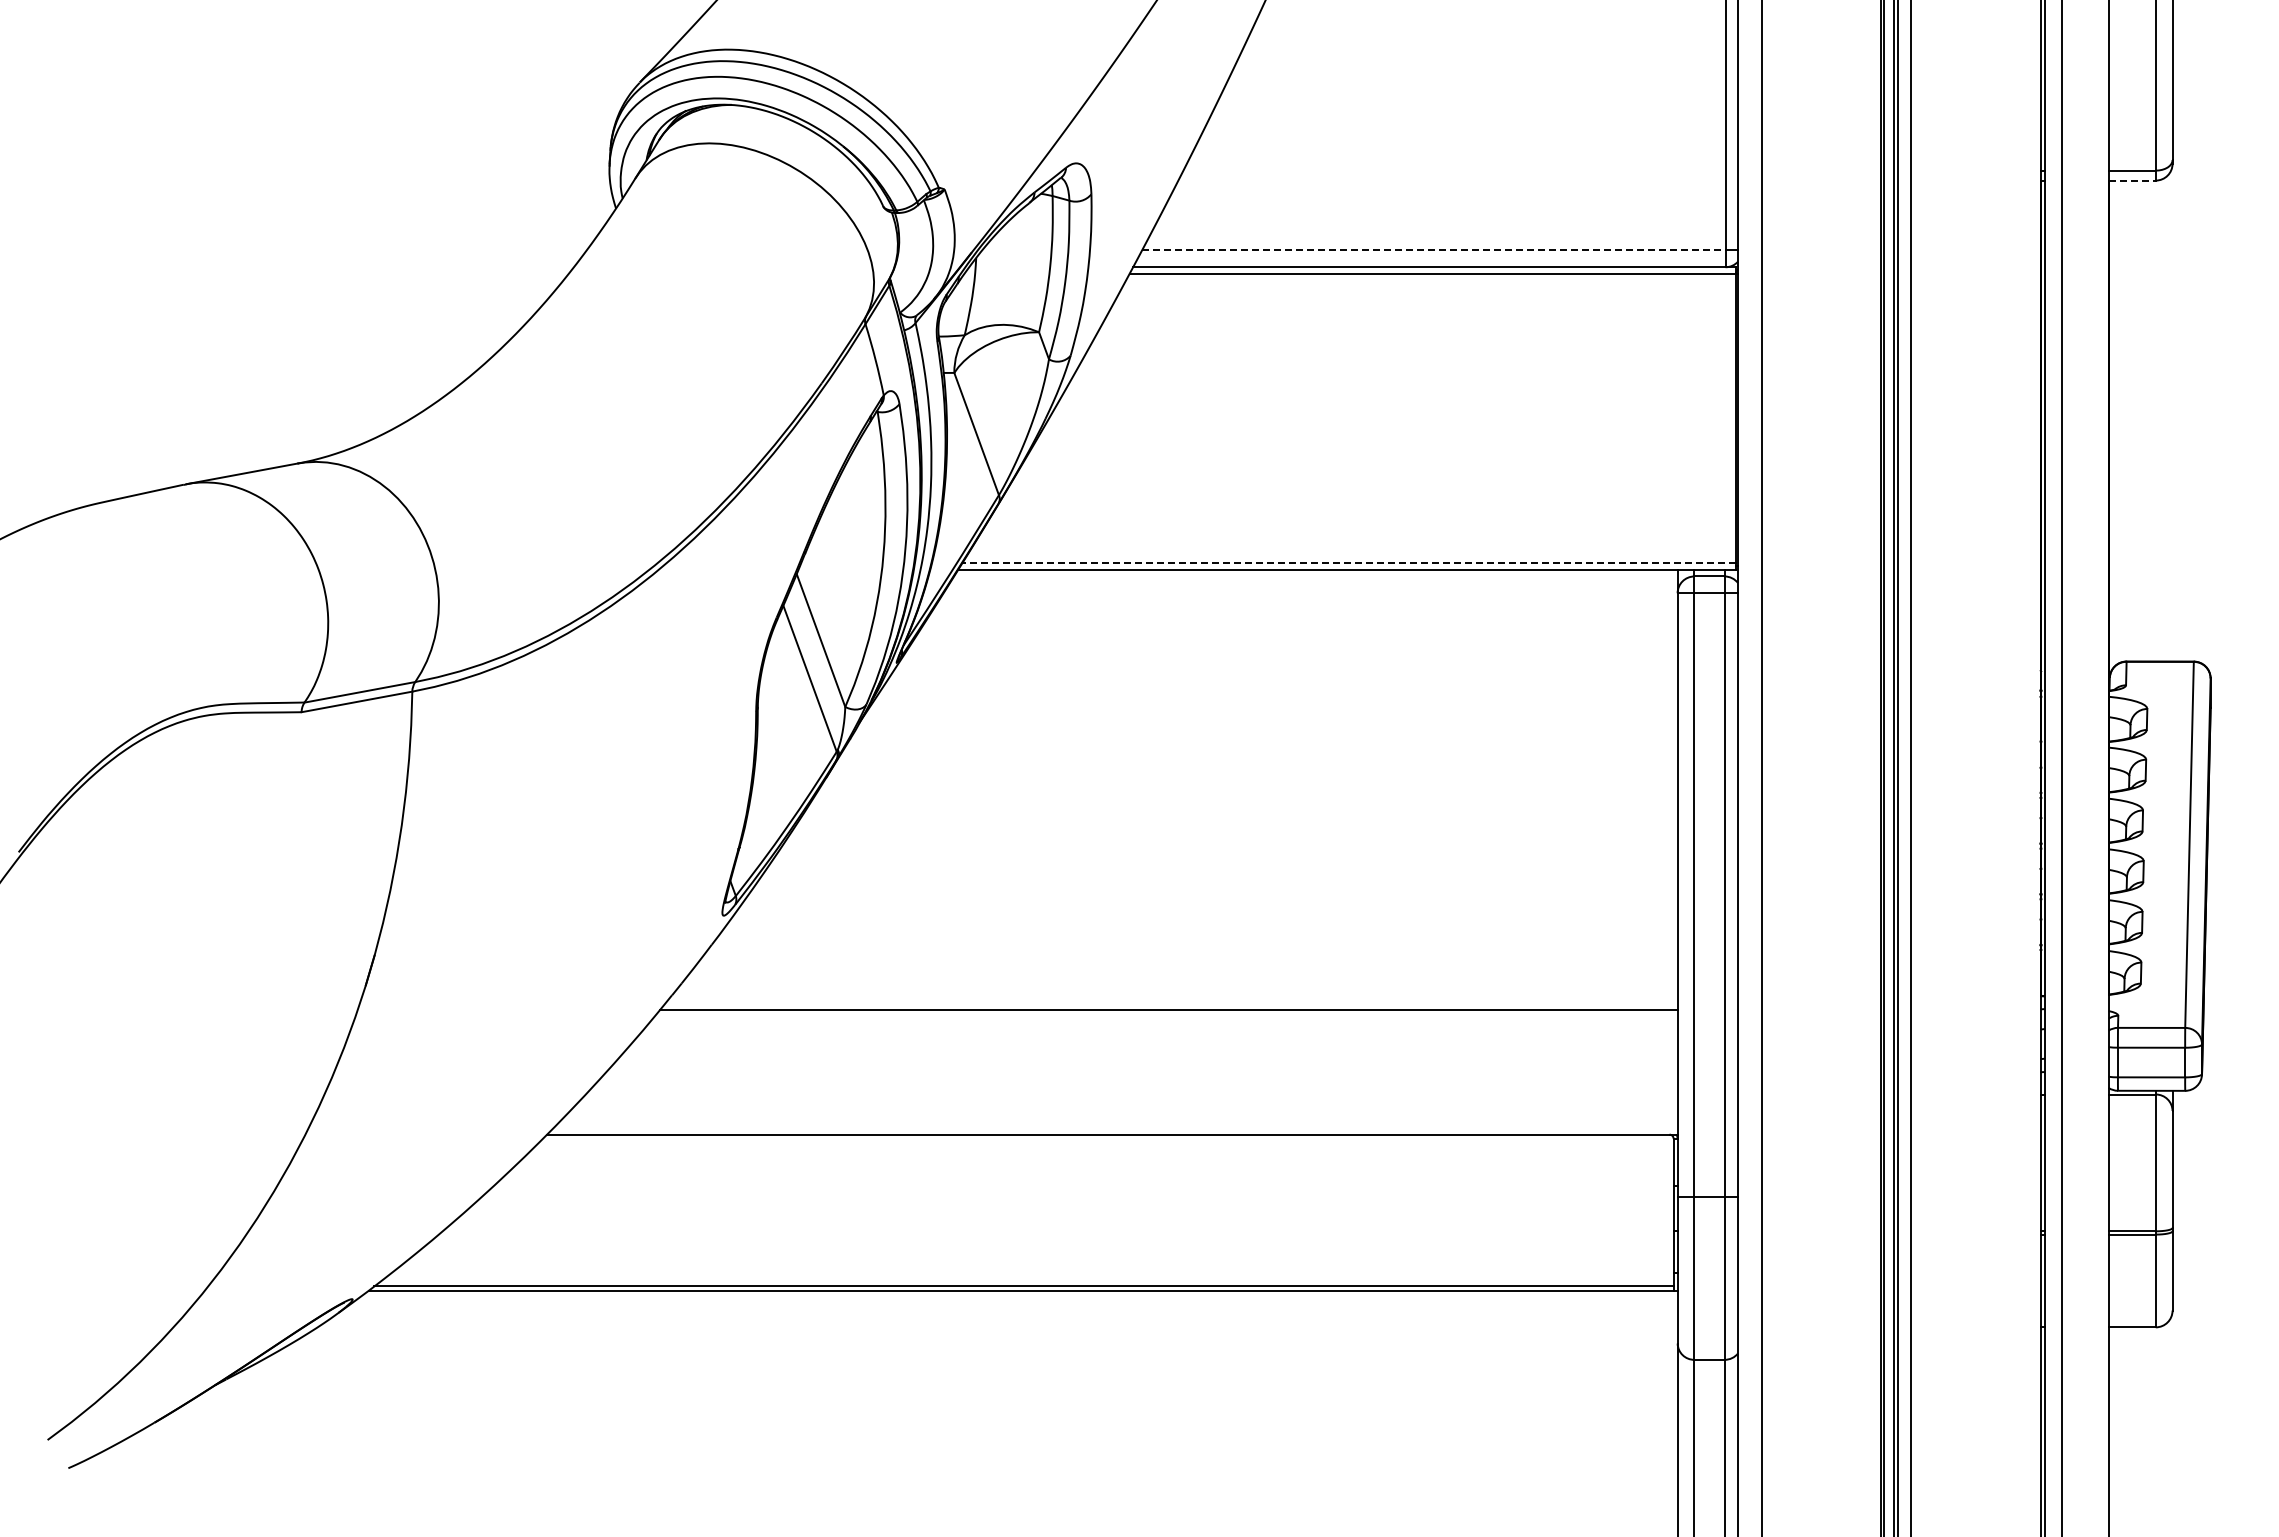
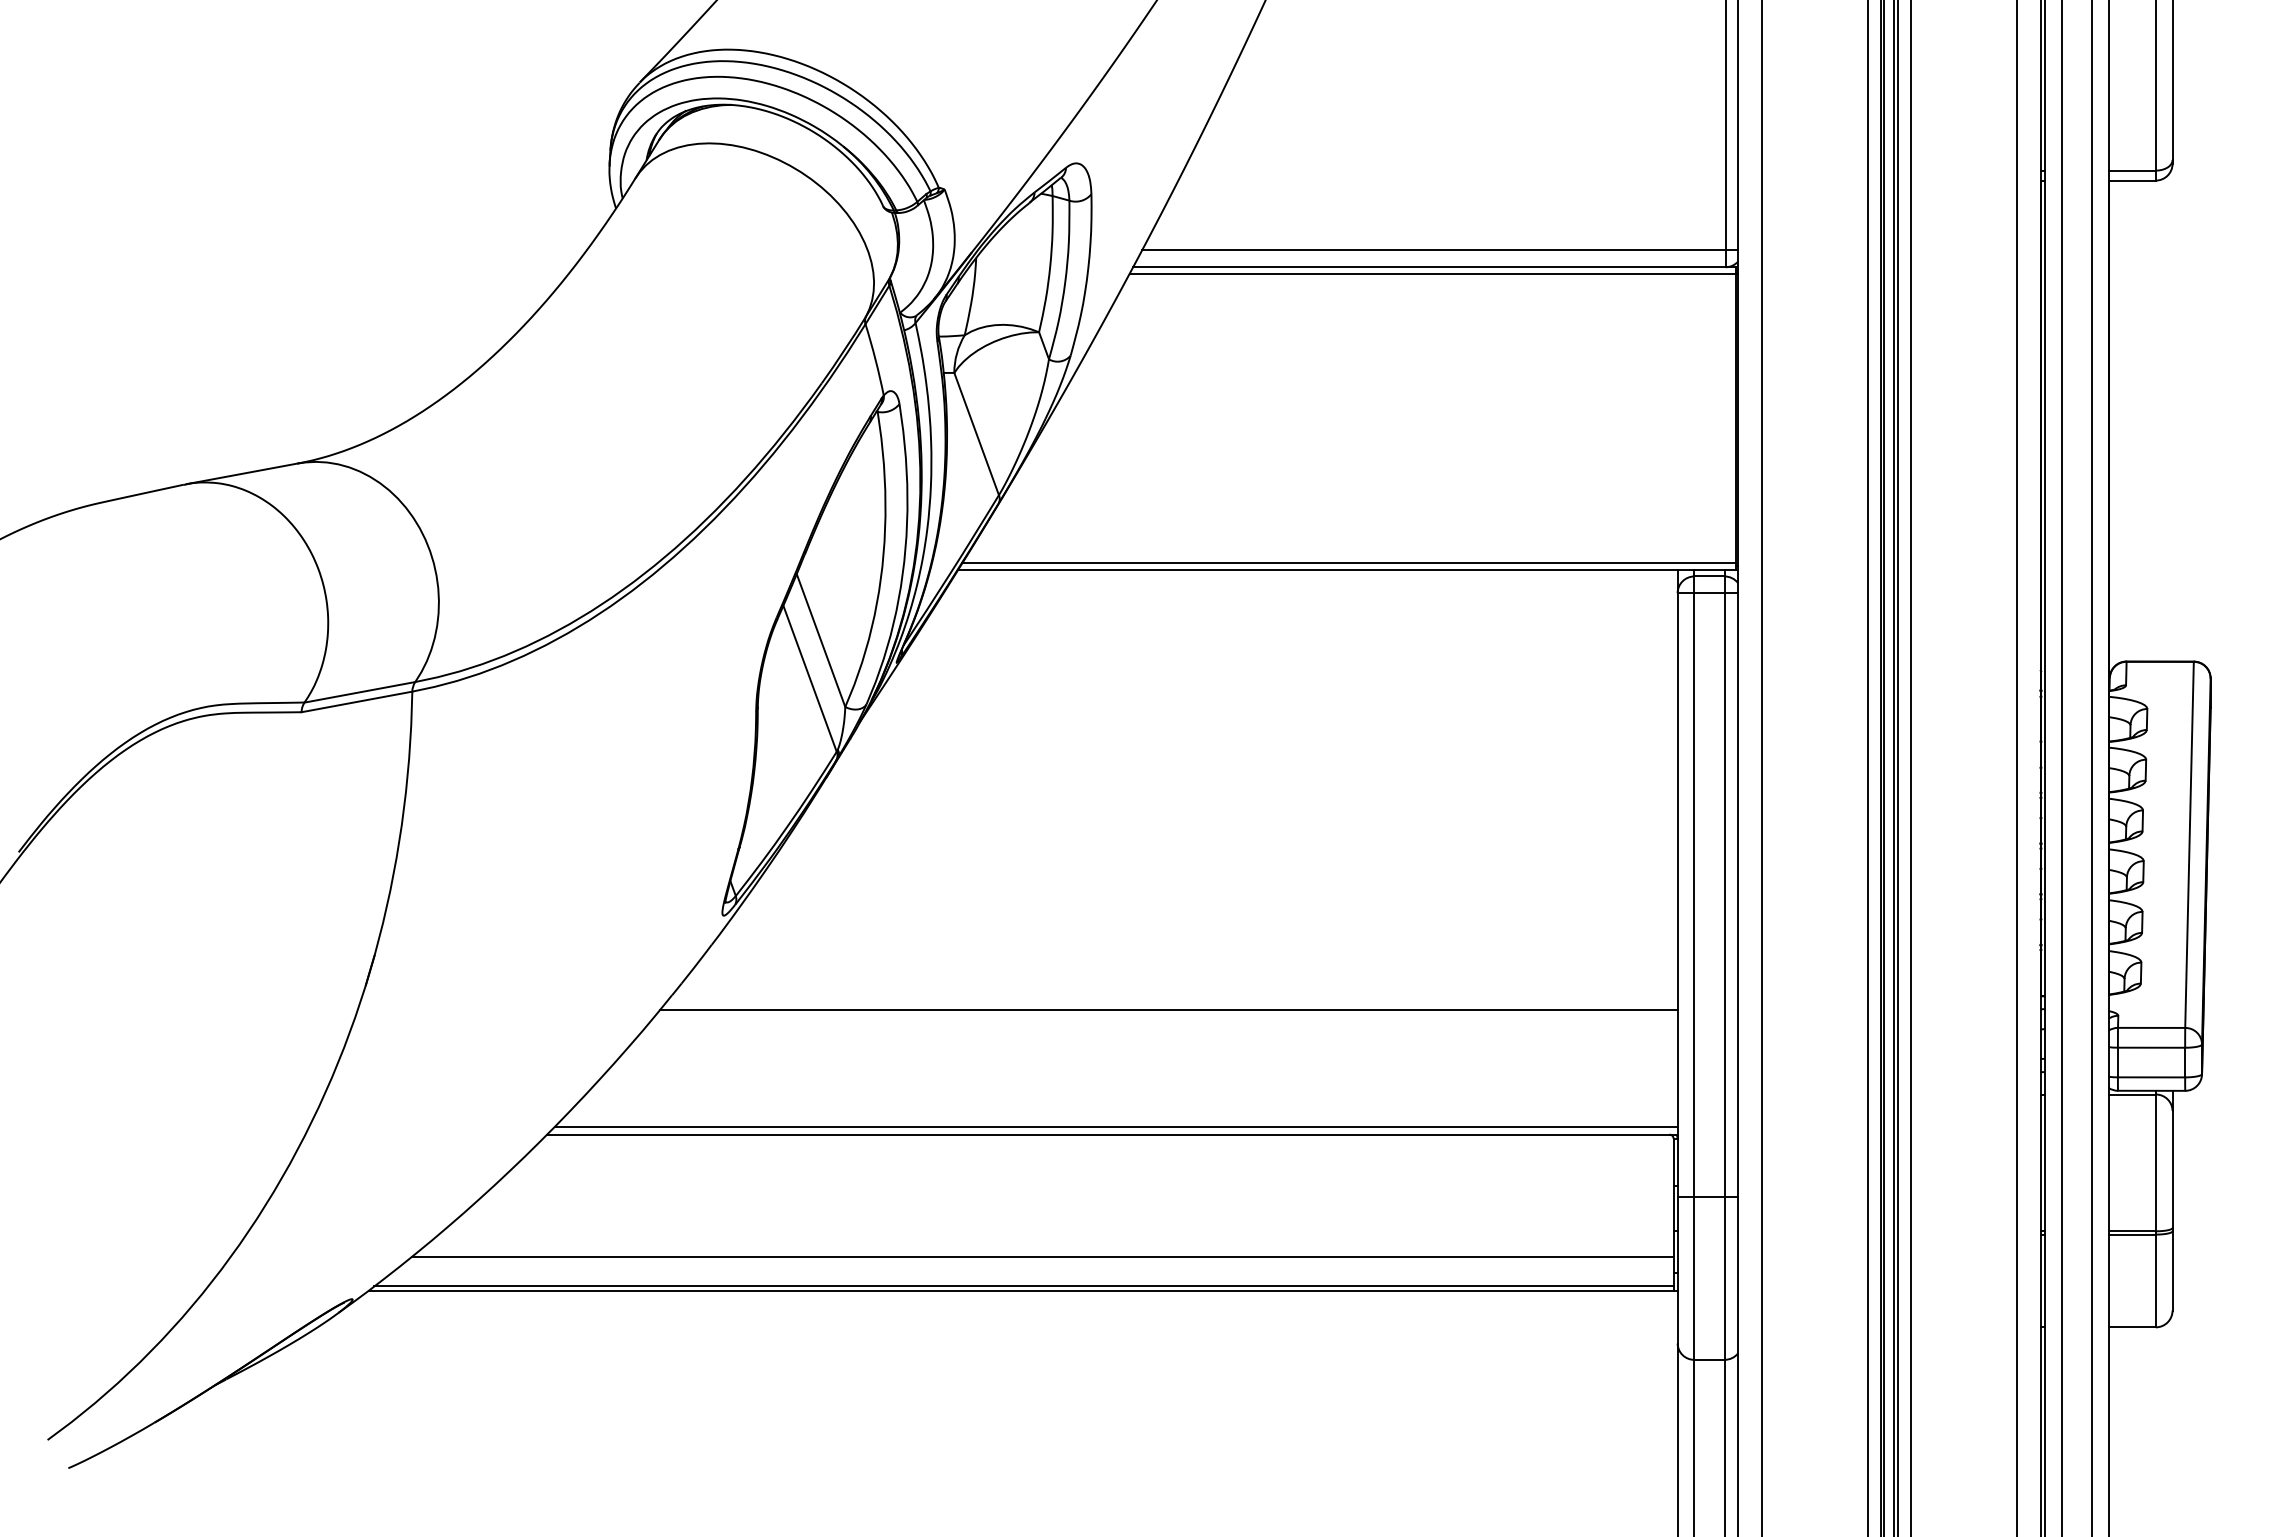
line: dashed -> solid (2132, 180)
line: dashed -> solid (1433, 250)
line: dashed -> solid (1349, 563)
line: none -> present (1867, 767)
line: none -> present (2016, 767)
line: none -> present (2091, 767)
line: none -> present (1115, 1126)
line: none -> present (1042, 1256)
